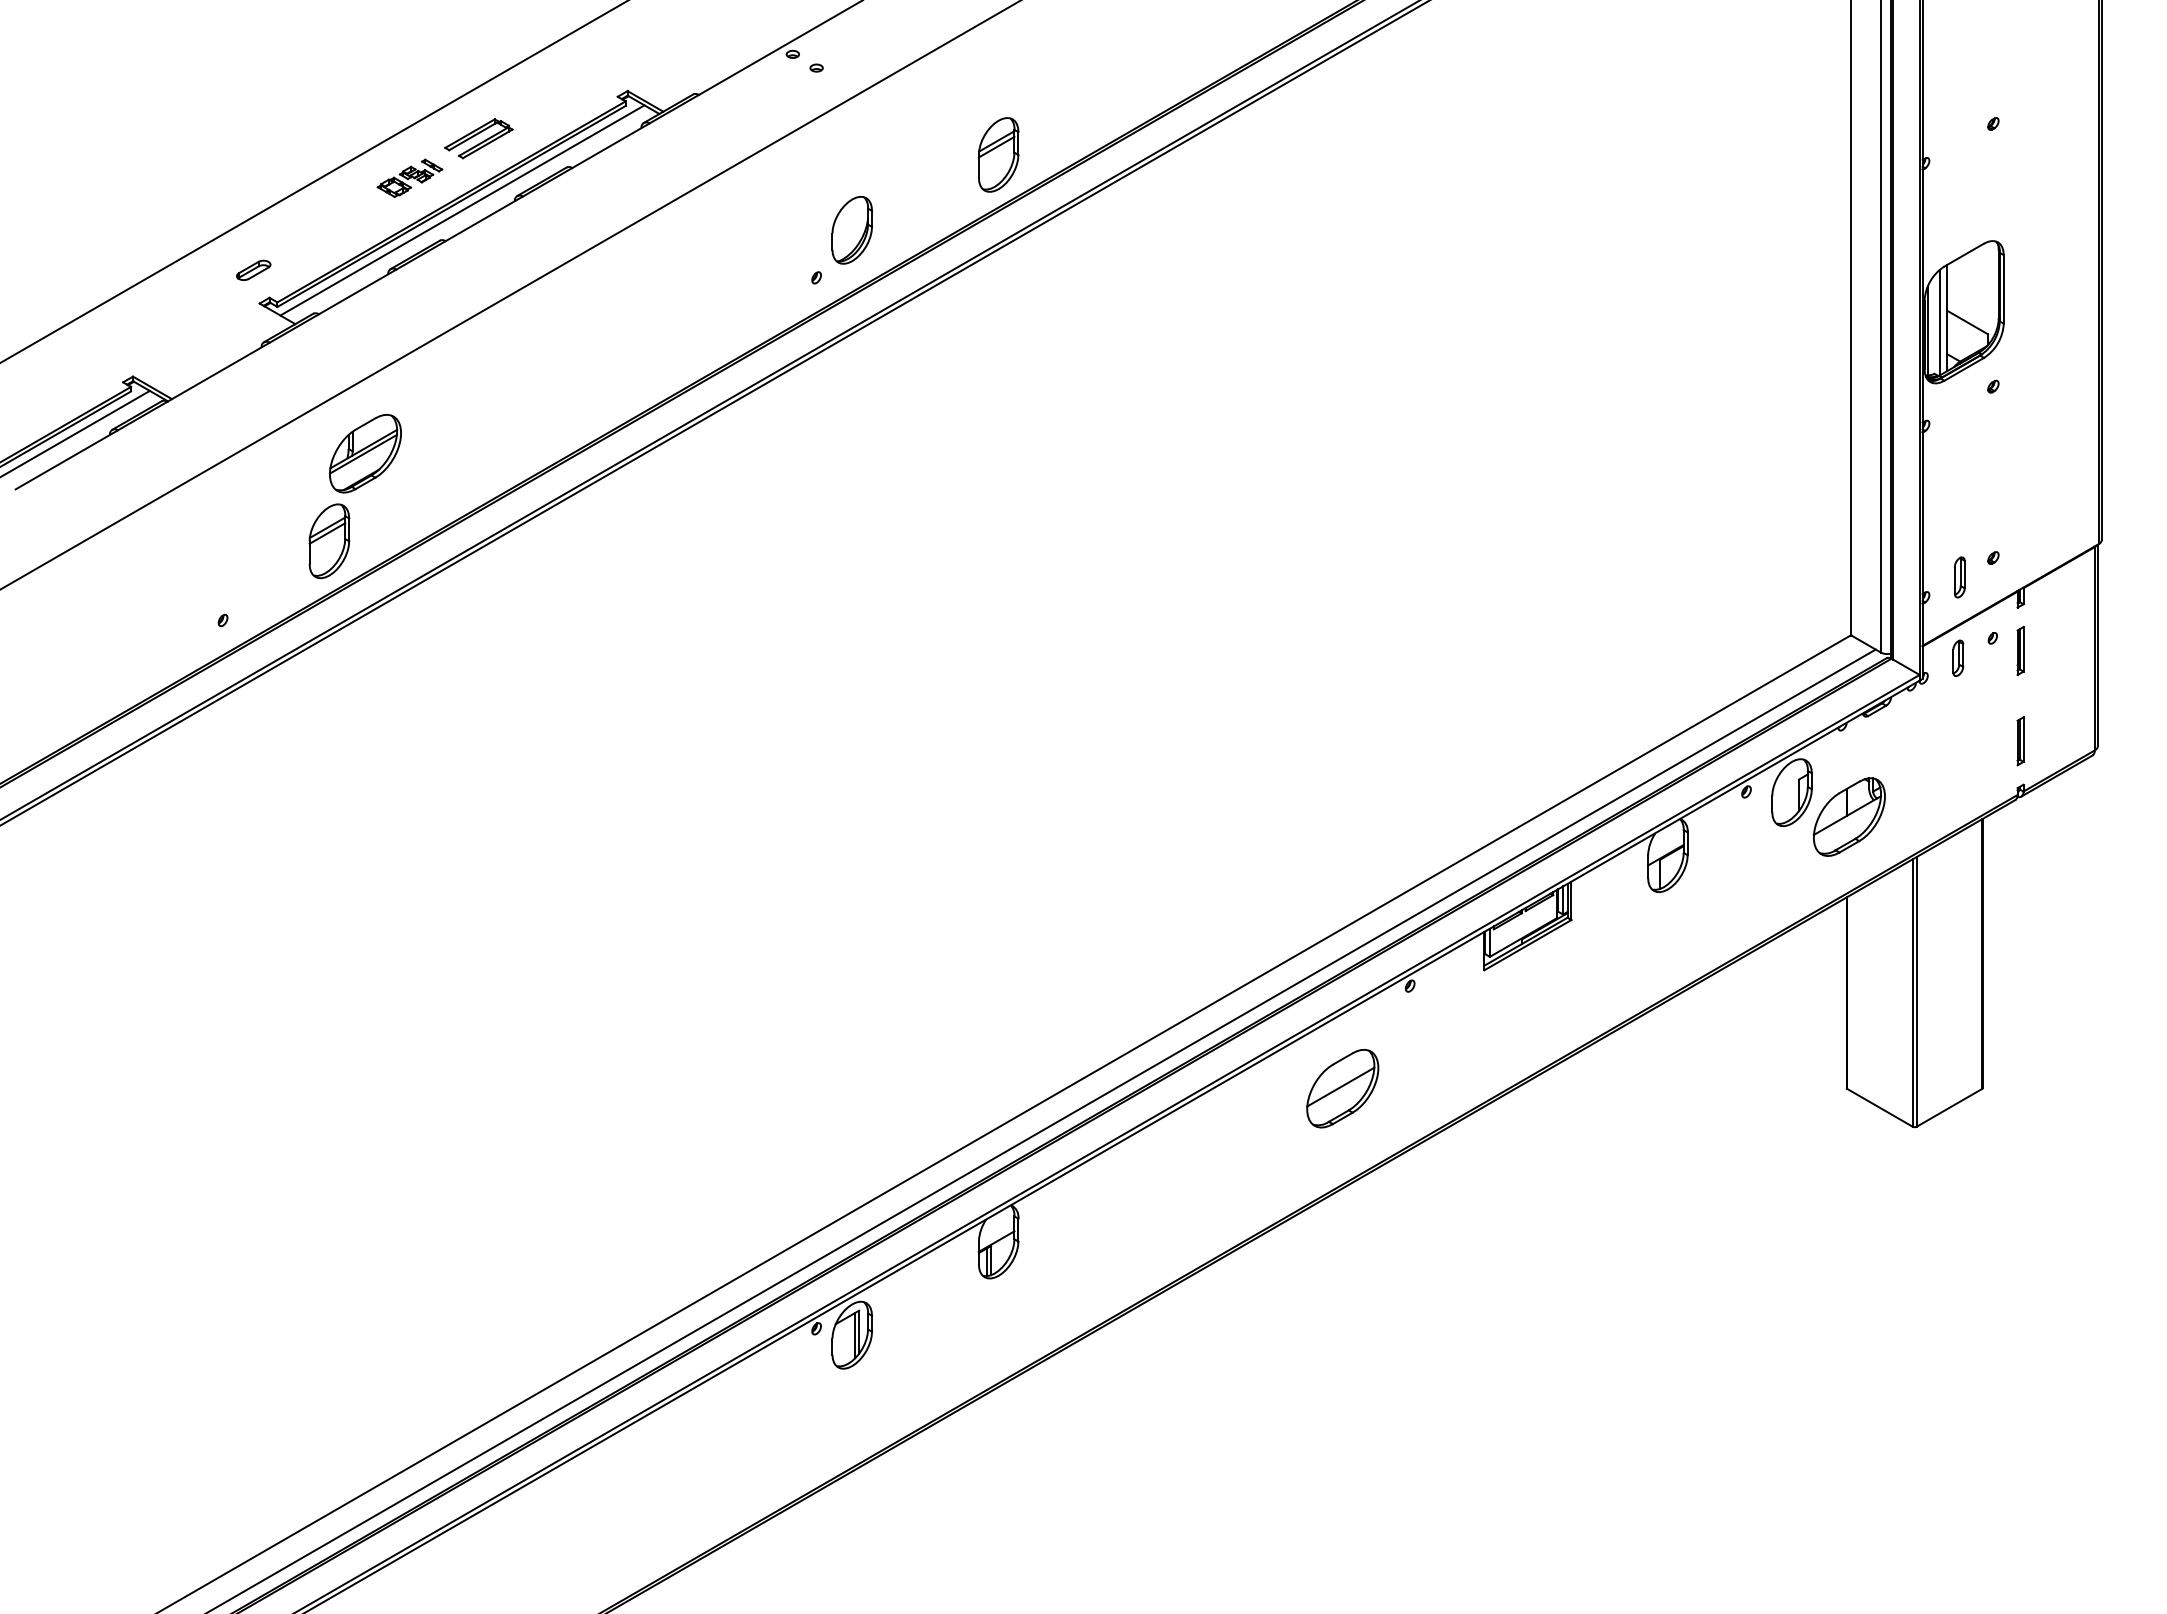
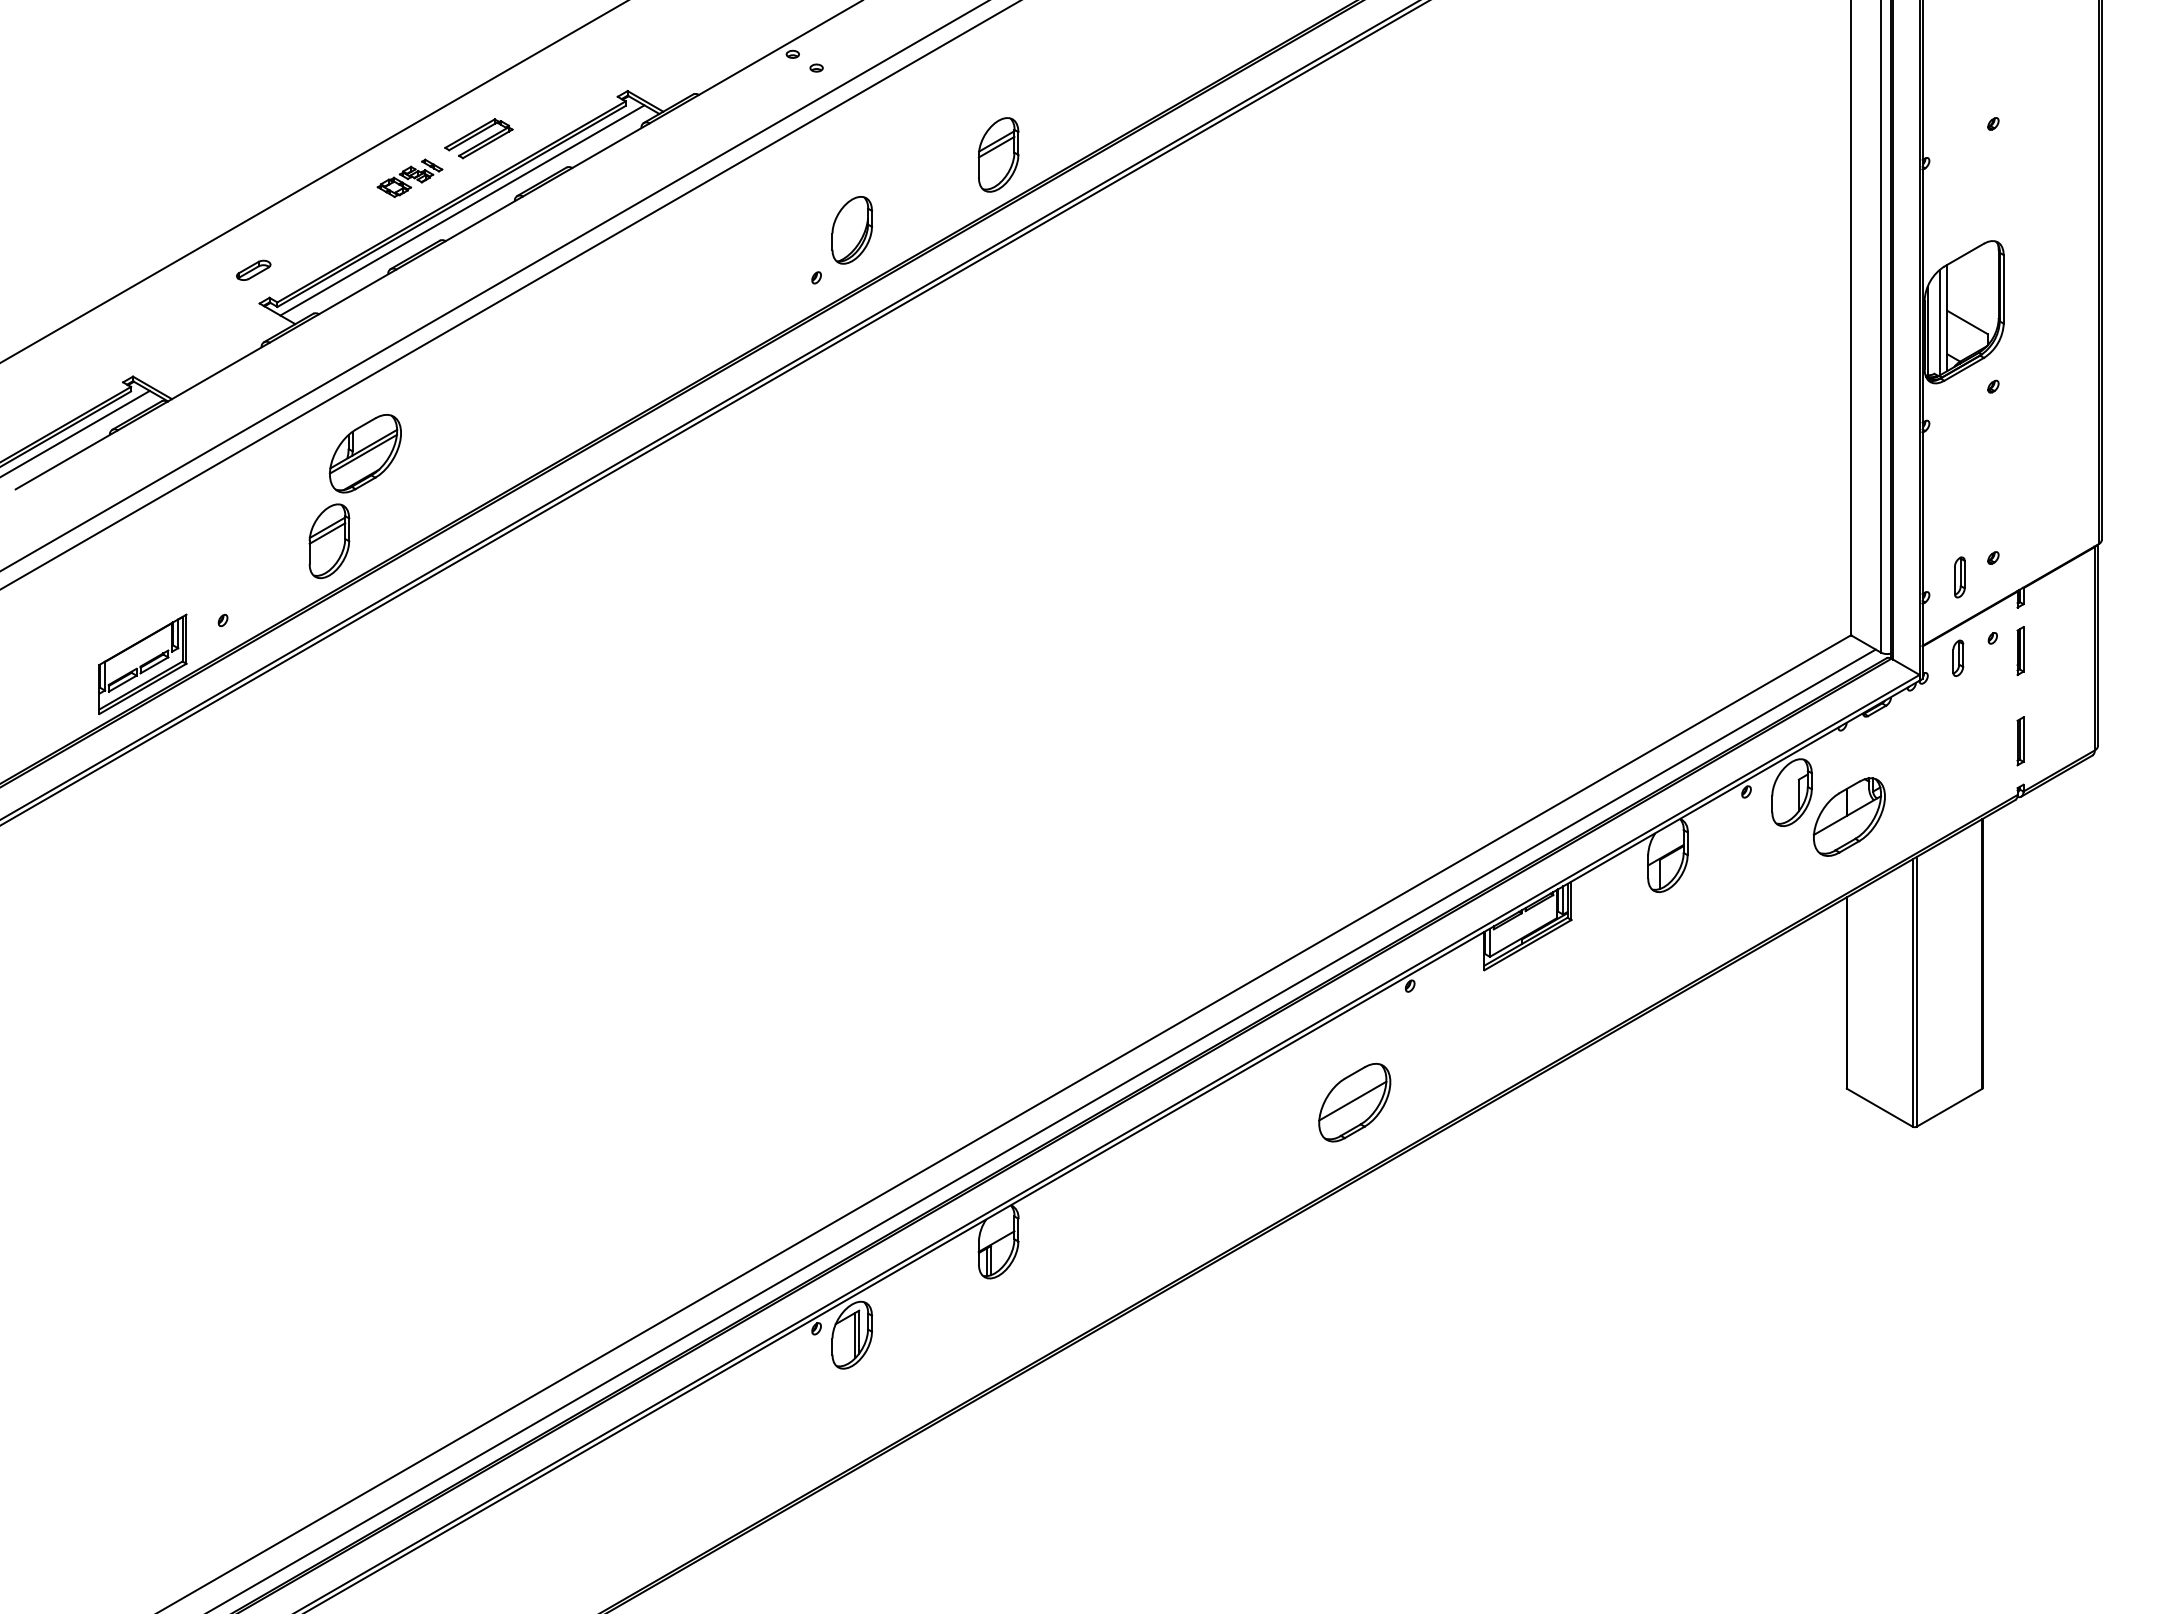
line: none -> present (493, 285)
part: none -> present (142, 664)
part position: (1342, 1088) -> (1354, 1102) (1354, 1102)
